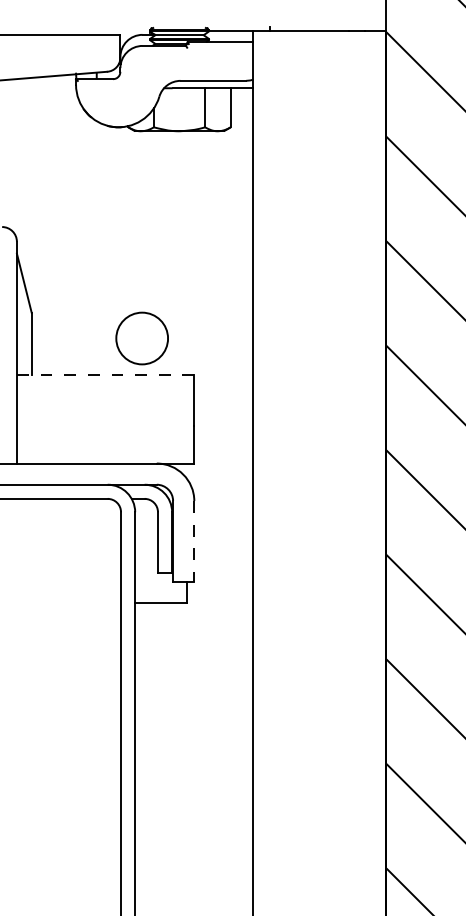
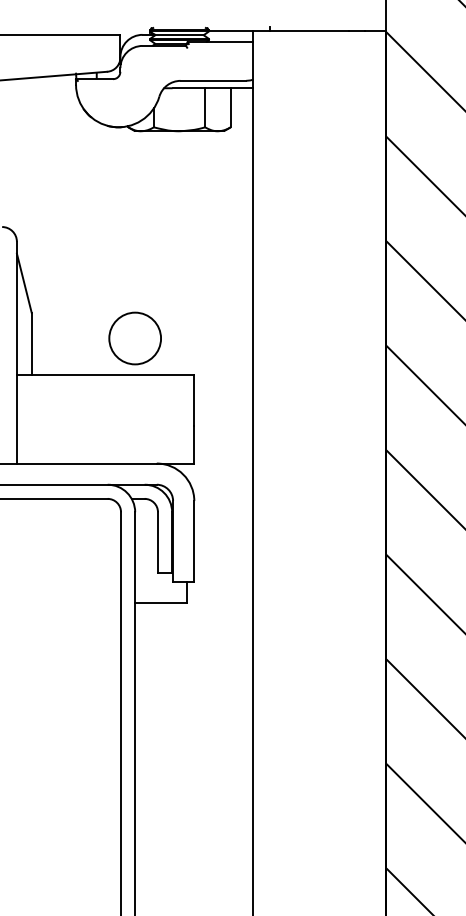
circle position: (141, 338) -> (134, 338) (134, 338)
line: dashed -> solid (105, 374)
line: dashed -> solid (194, 541)
